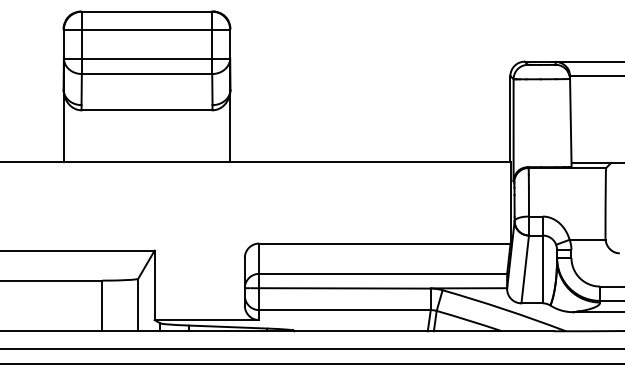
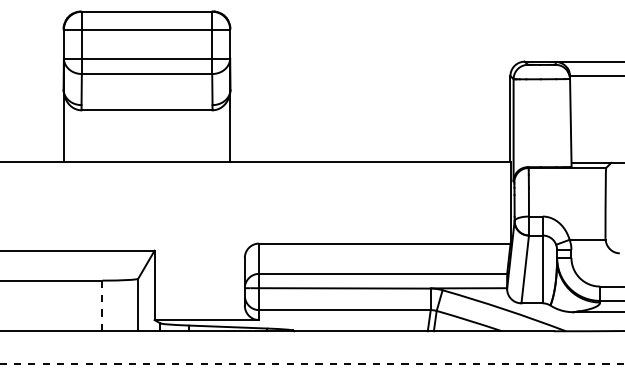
line: solid -> dashed (102, 306)
line: present -> none (311, 348)
line: solid -> dashed (312, 363)
